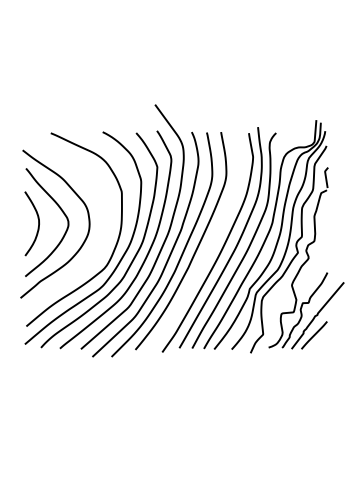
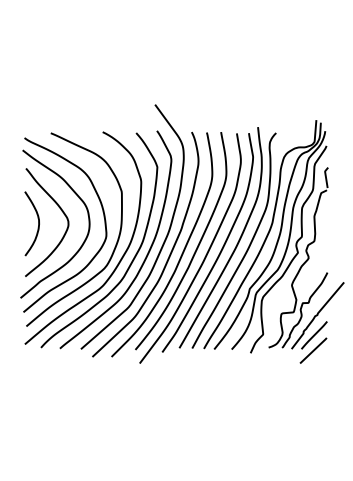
curve: none -> present (103, 217)
curve: none -> present (204, 256)
line: none -> present (313, 350)
